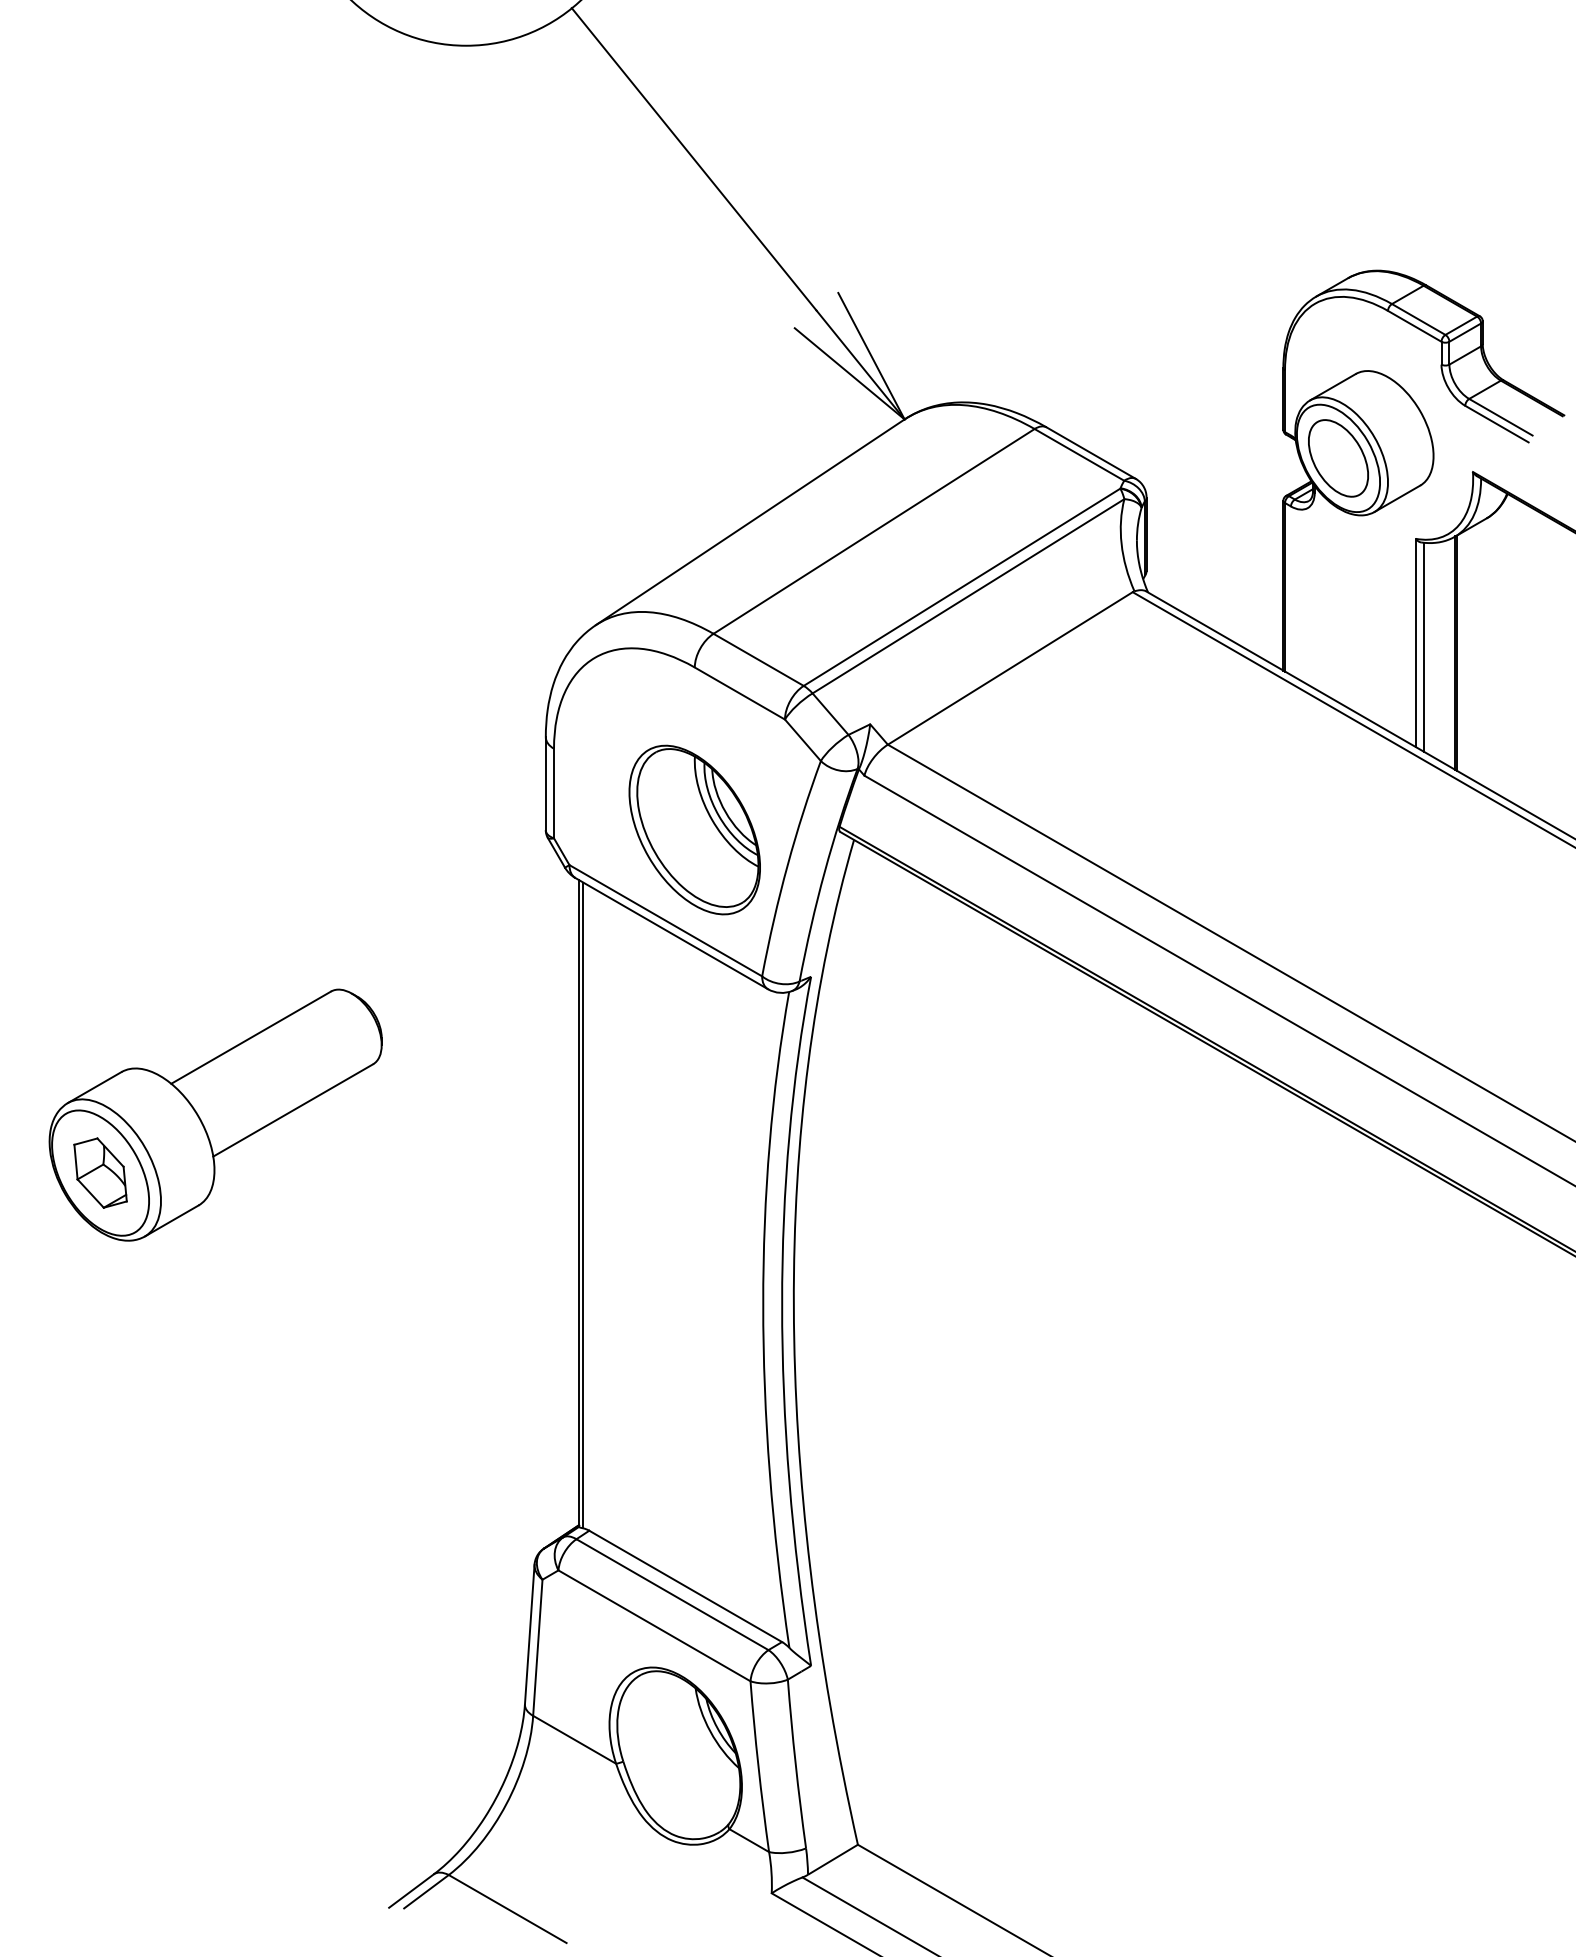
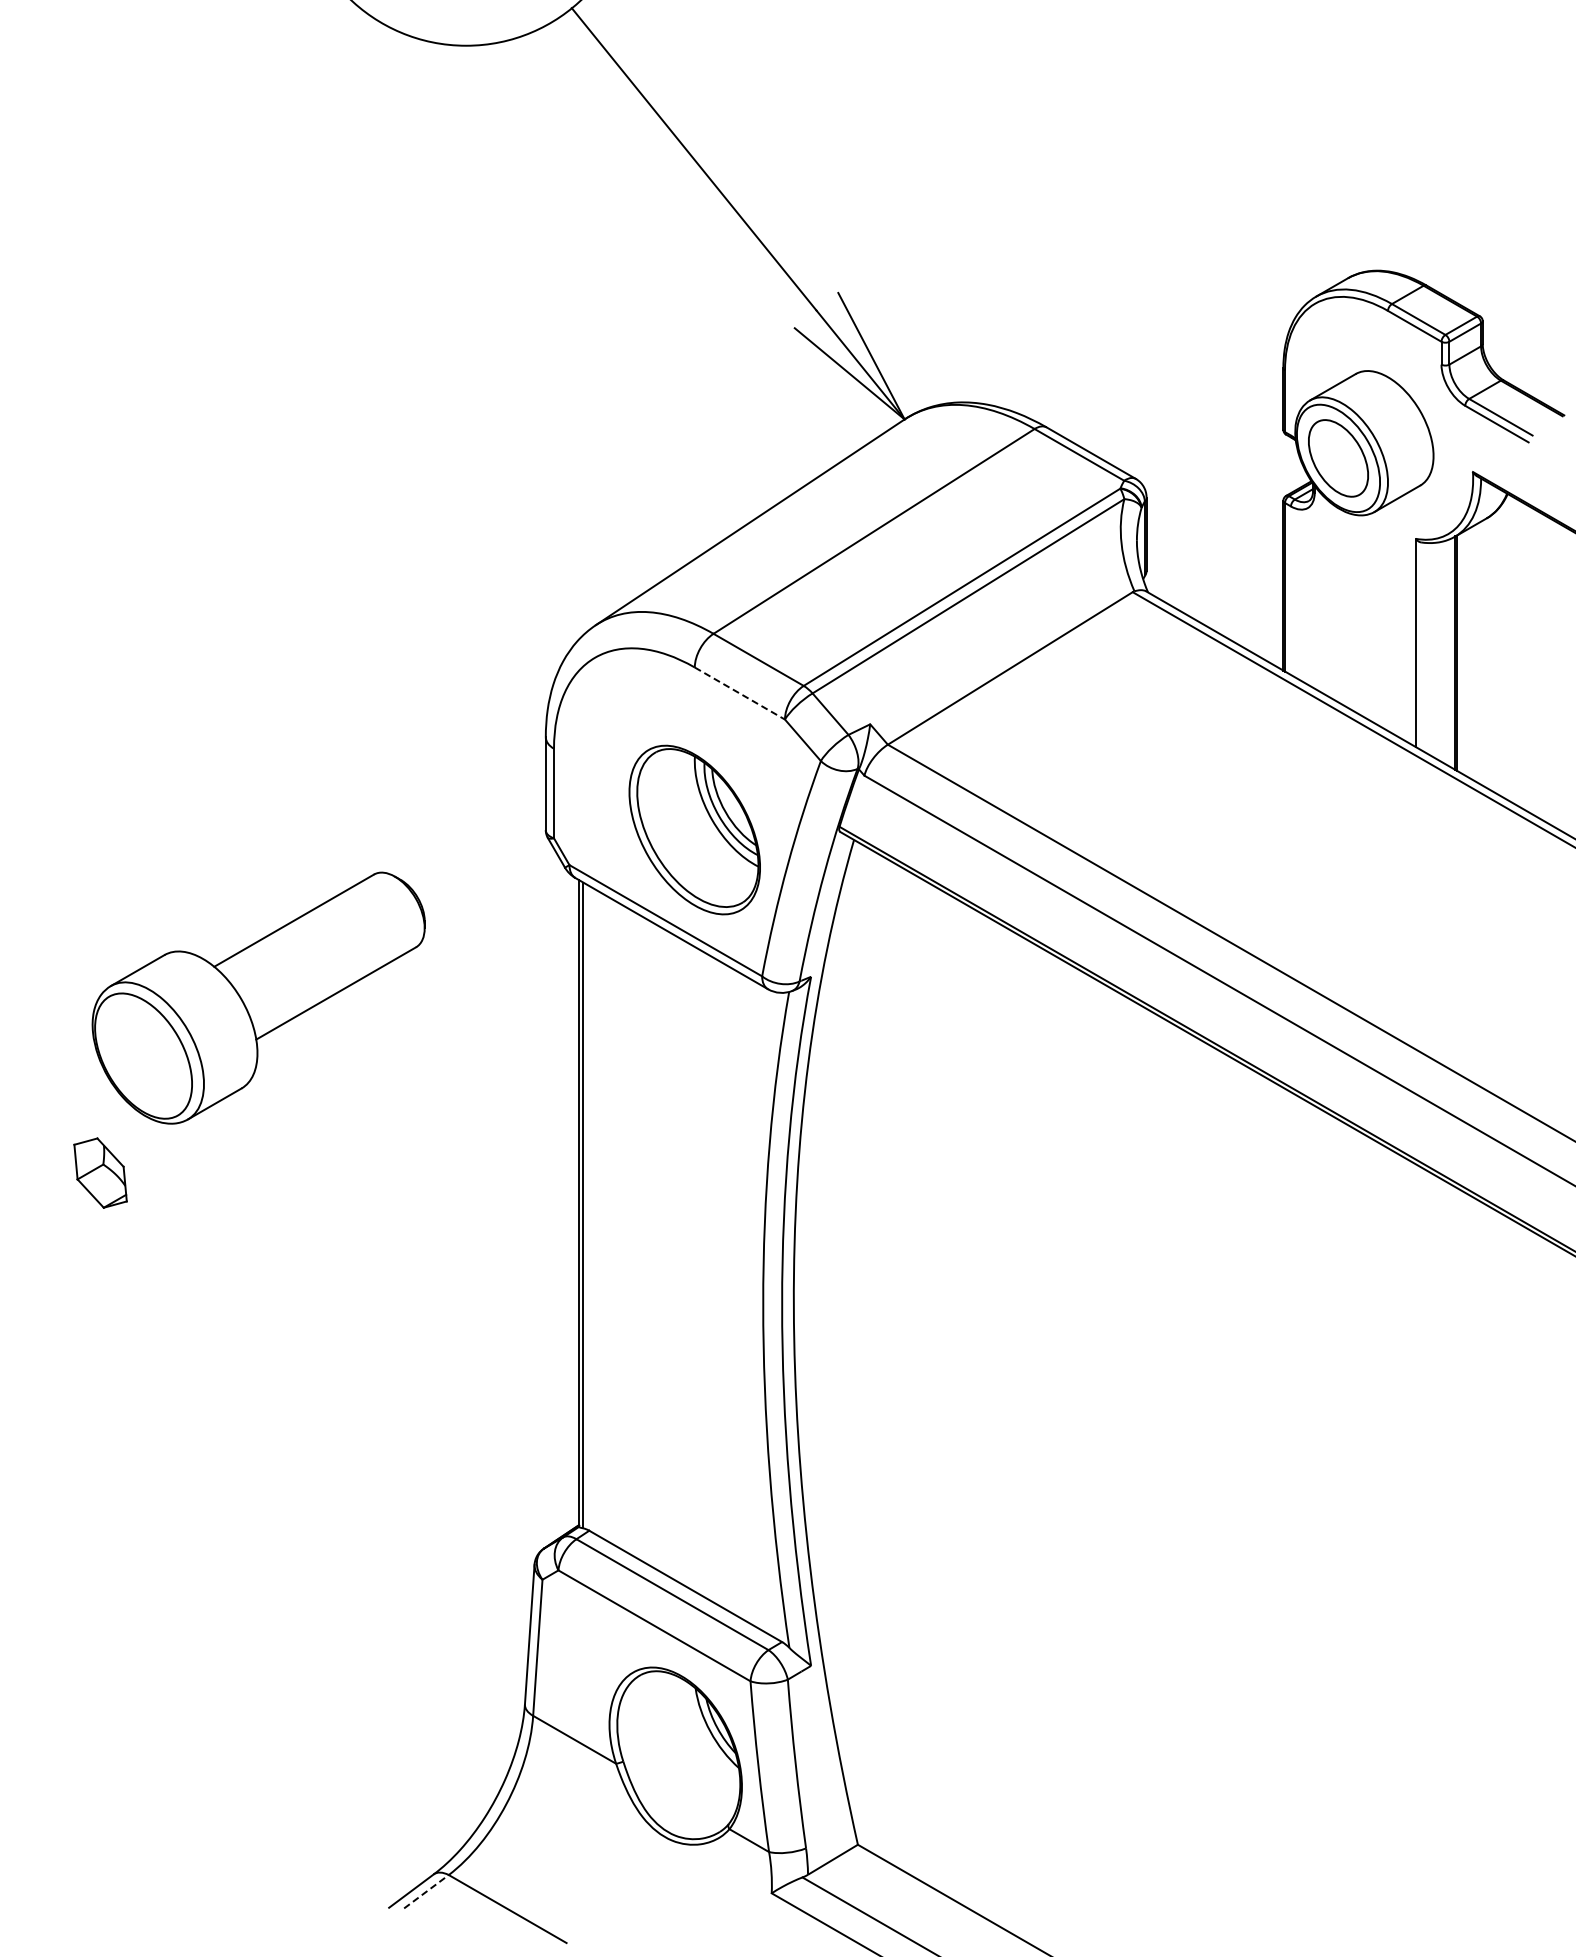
line: present -> none (1423, 646)
line: solid -> dashed (740, 693)
part position: (215, 1114) -> (258, 997) (258, 997)
line: solid -> dashed (426, 1891)
